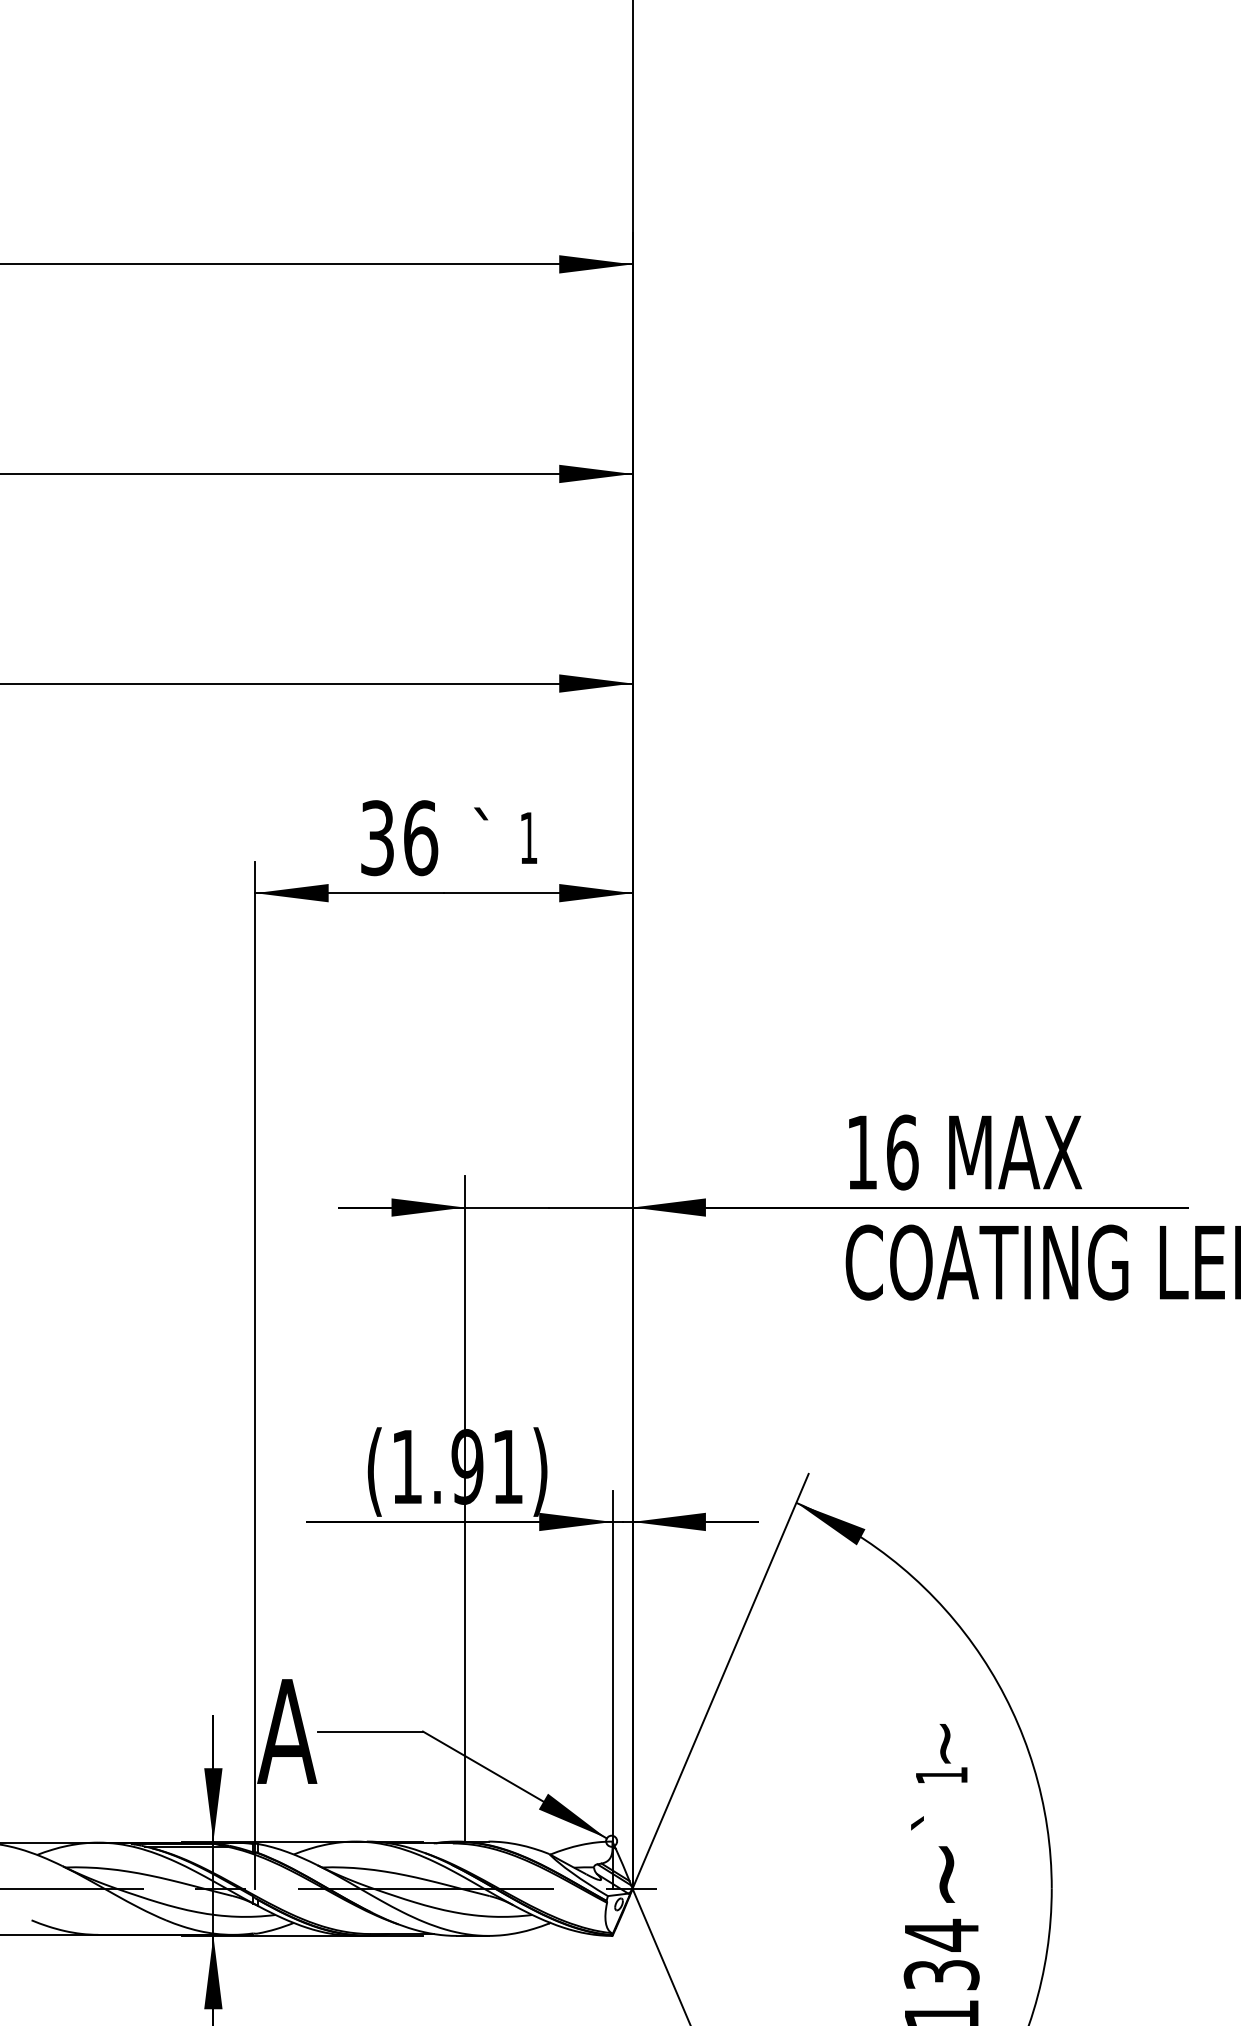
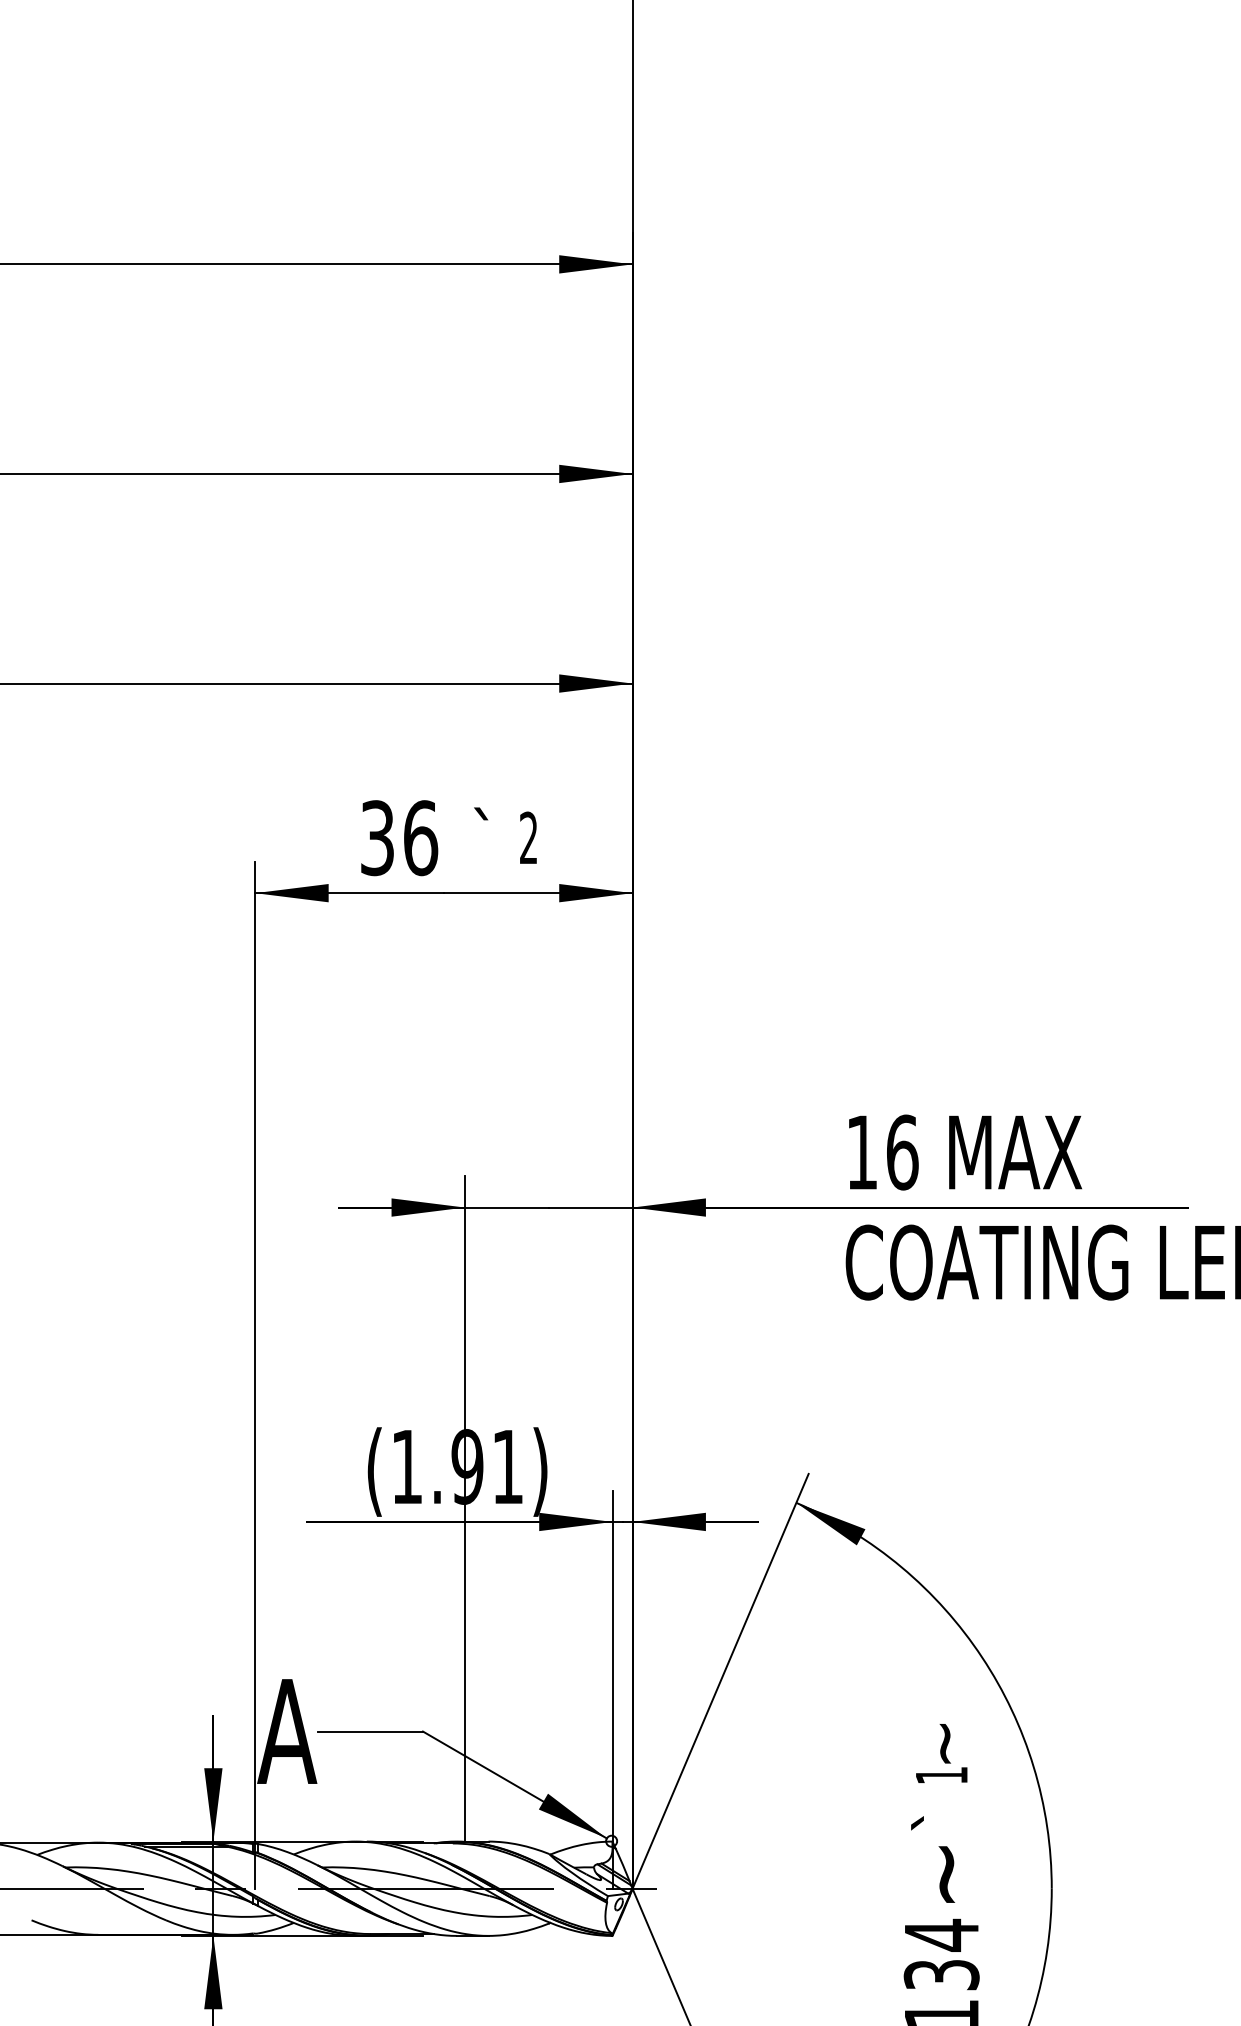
text: 1 -> 2 (528, 837)
